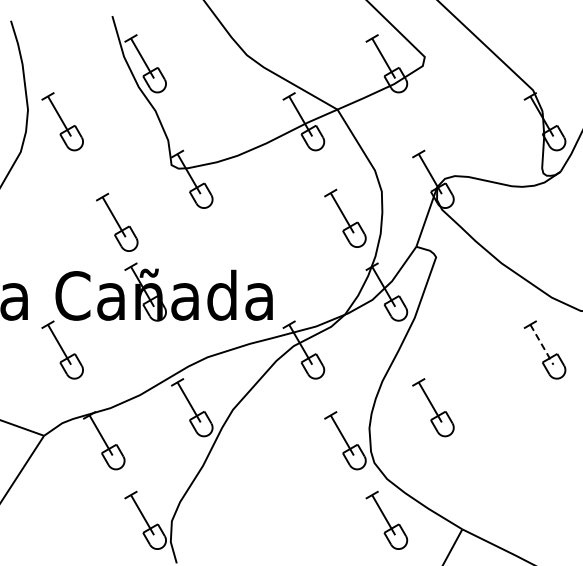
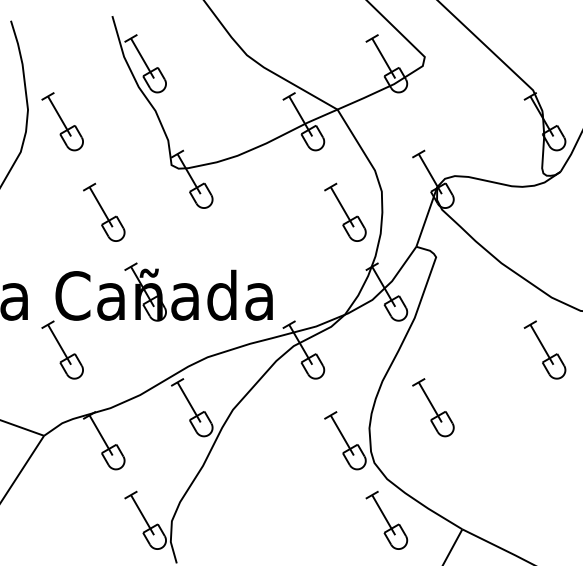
part position: (345, 217) -> (345, 211) (345, 211)
part position: (117, 221) -> (104, 211) (104, 211)
line: dashed -> solid (542, 345)
